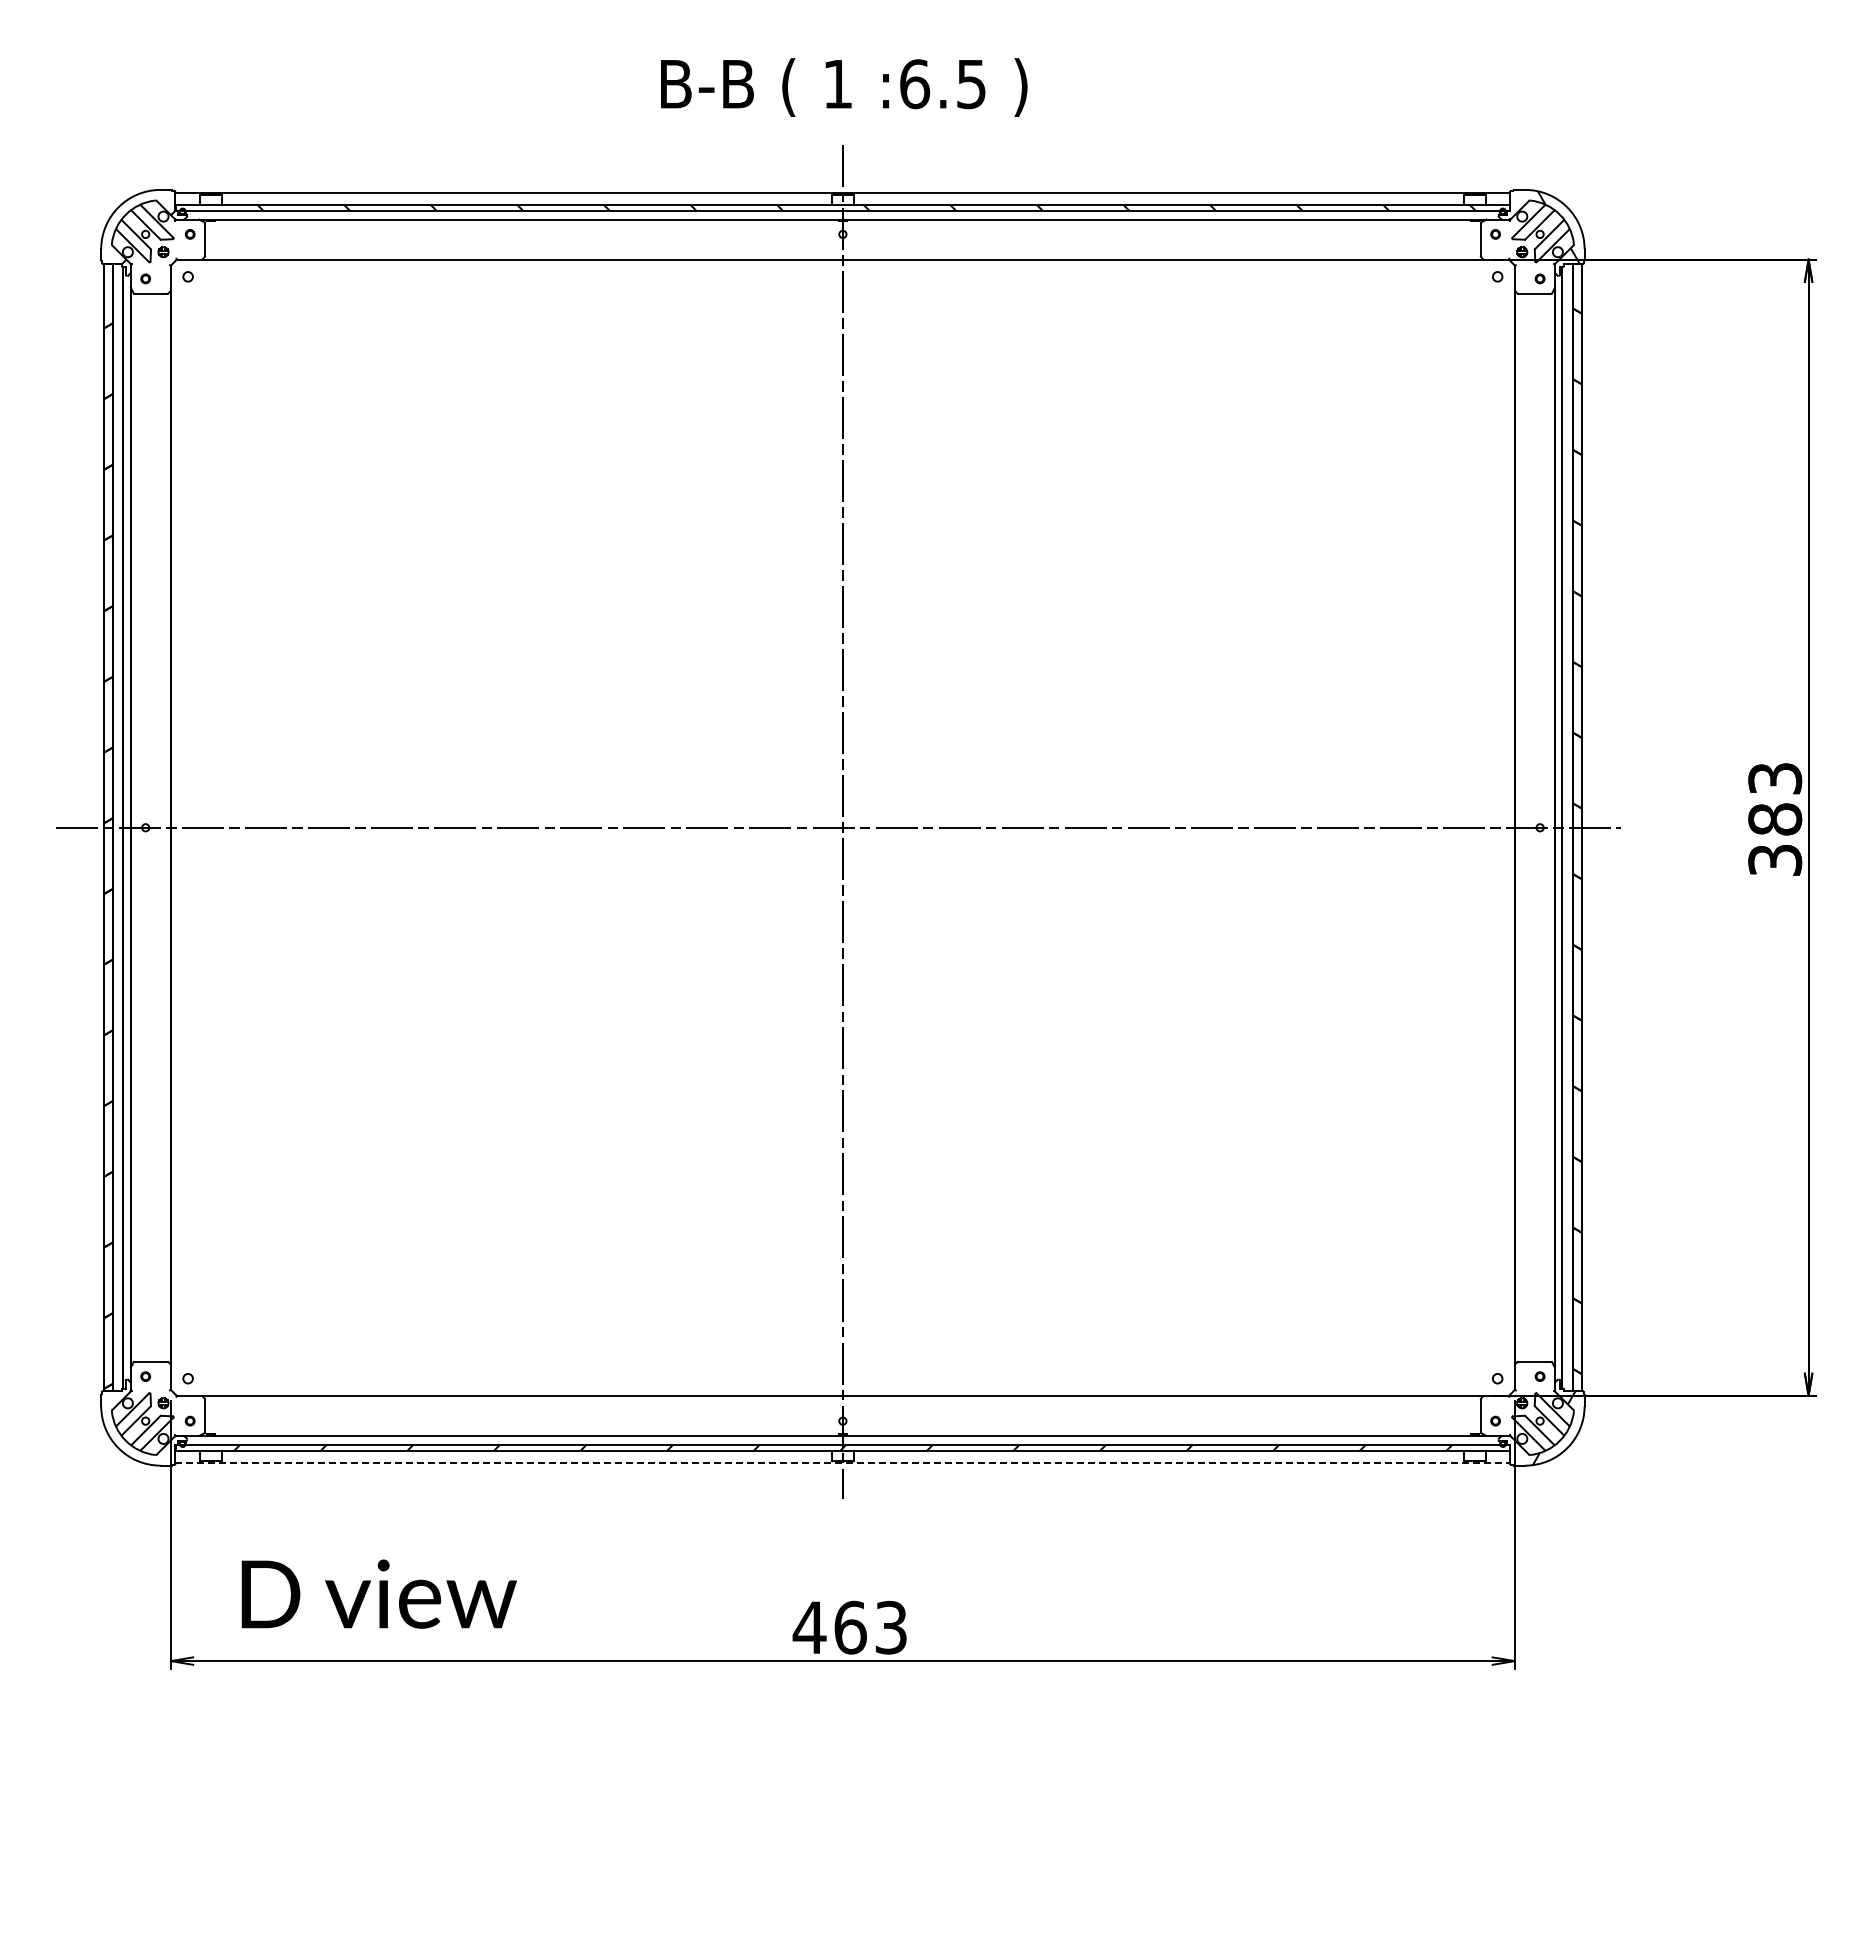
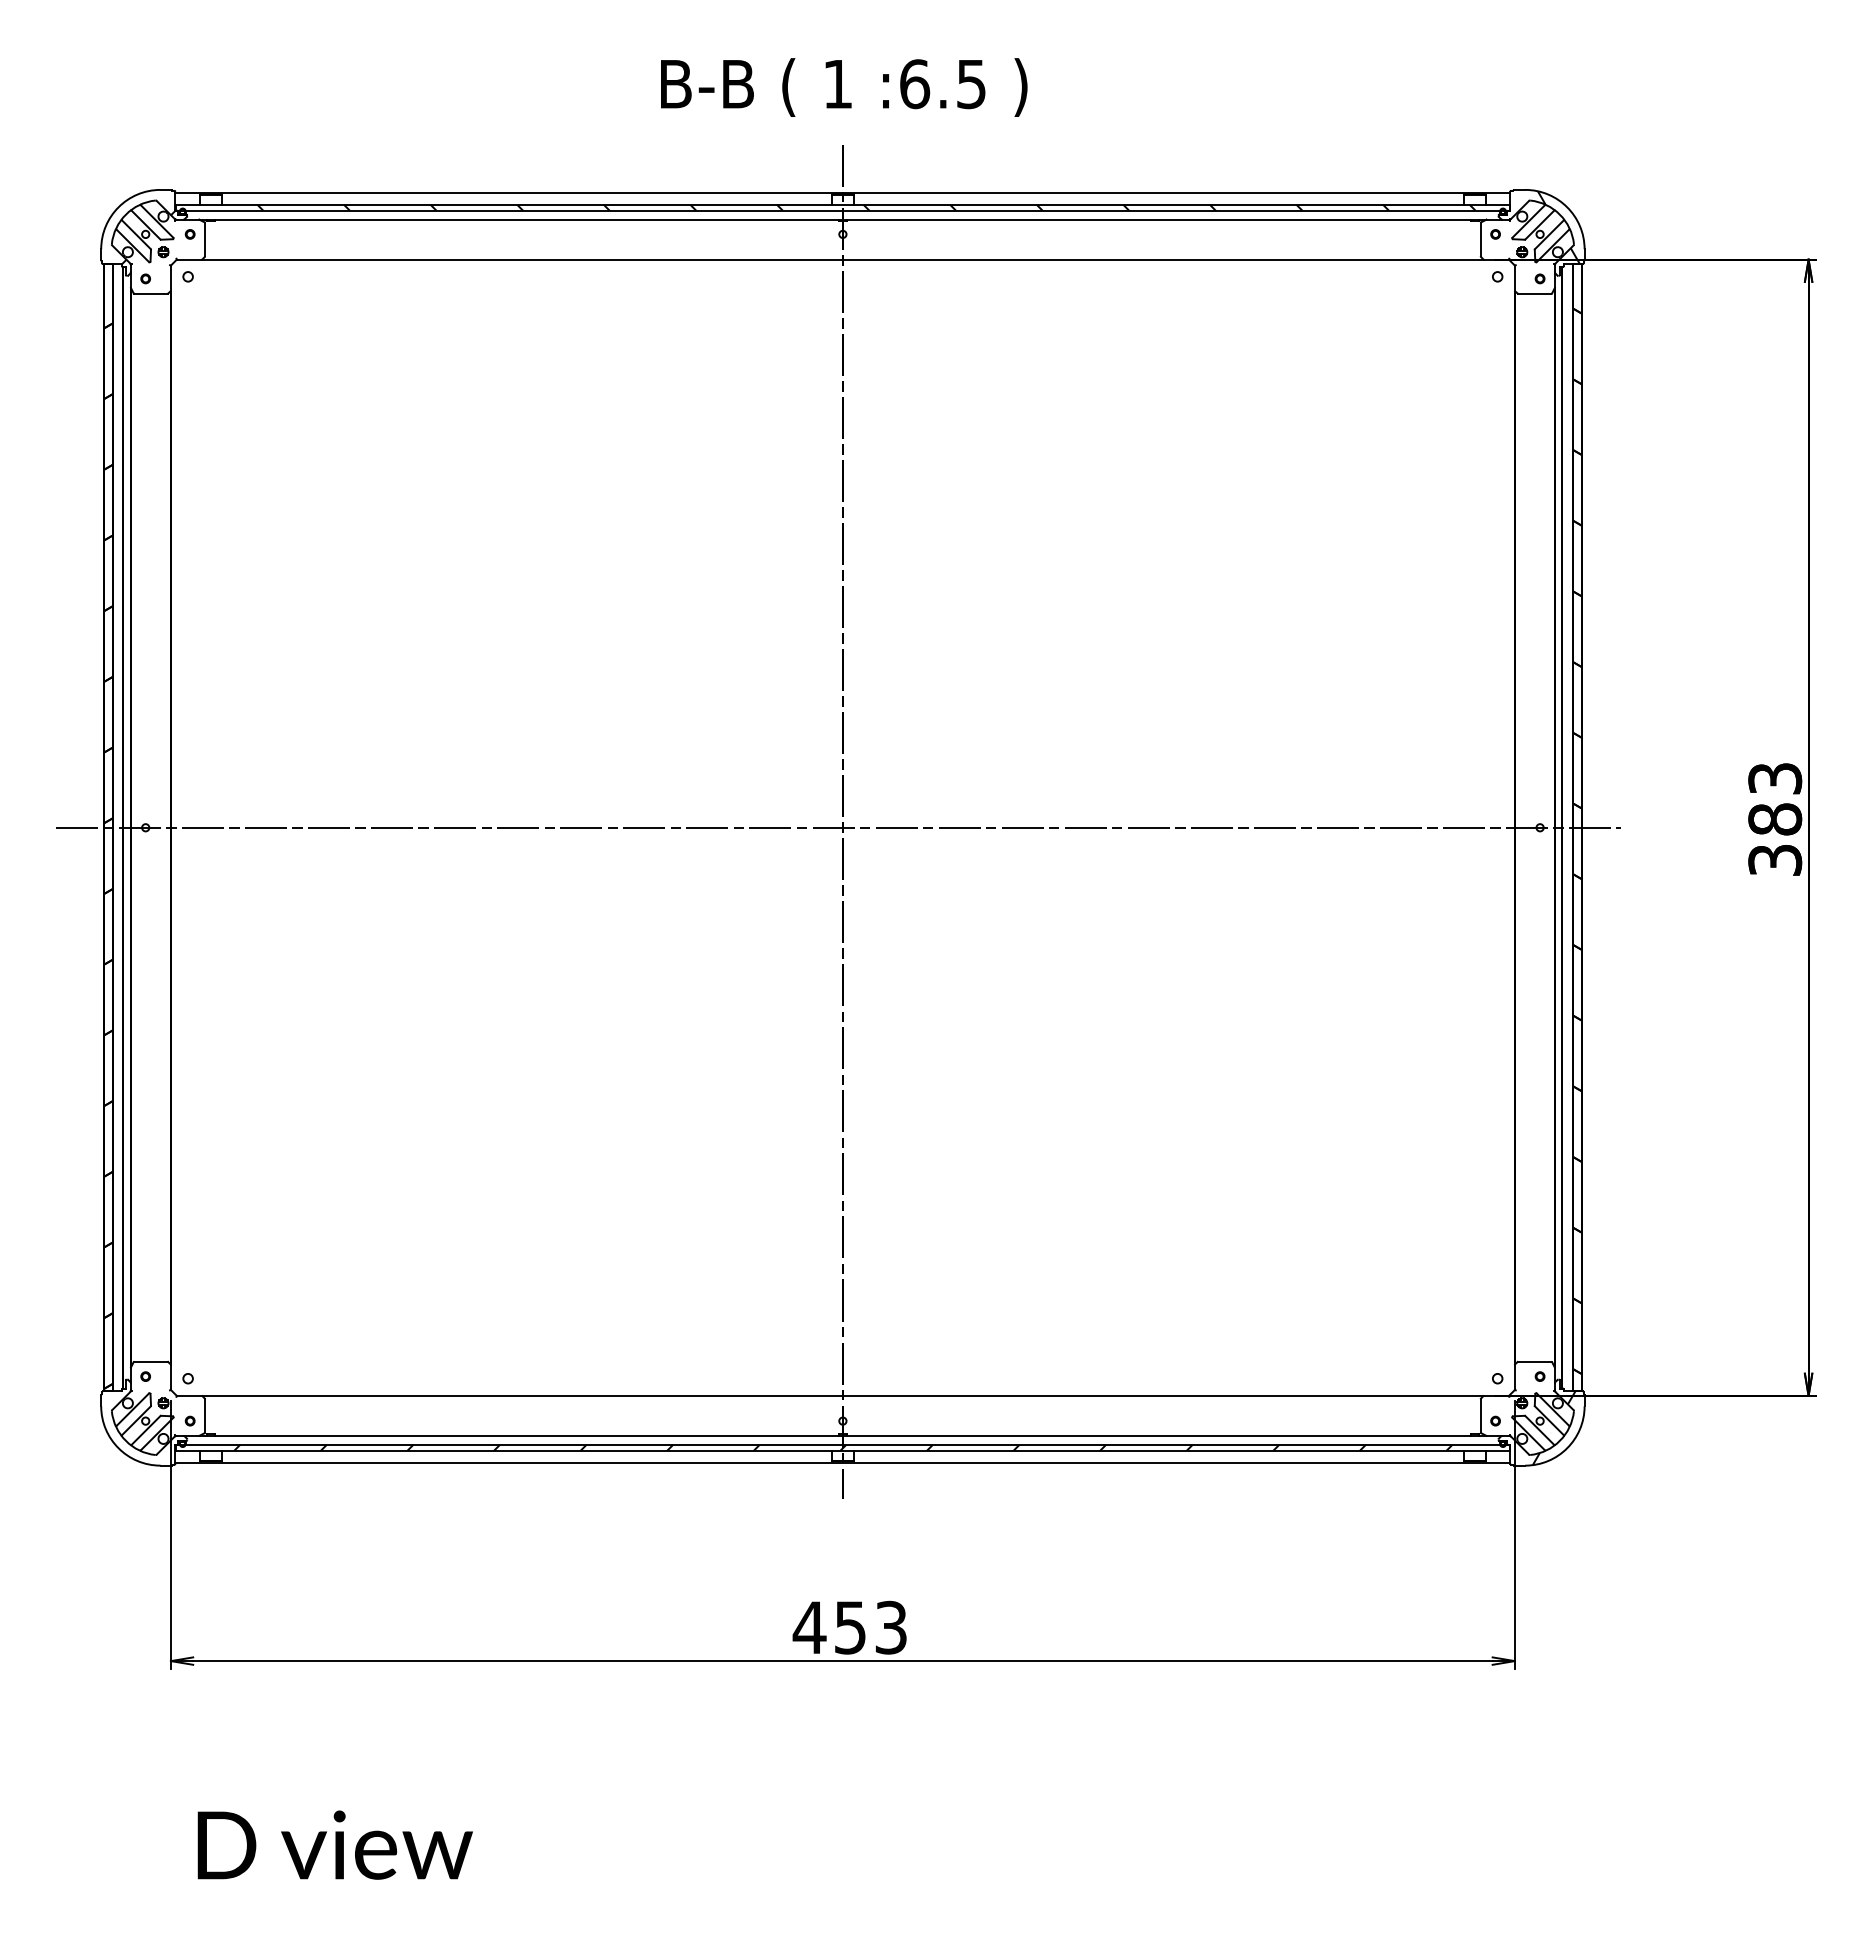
line: dashed -> solid (842, 1462)
text position: (378, 1593) -> (334, 1844) (334, 1844)
text: 463 -> 453 (850, 1627)
